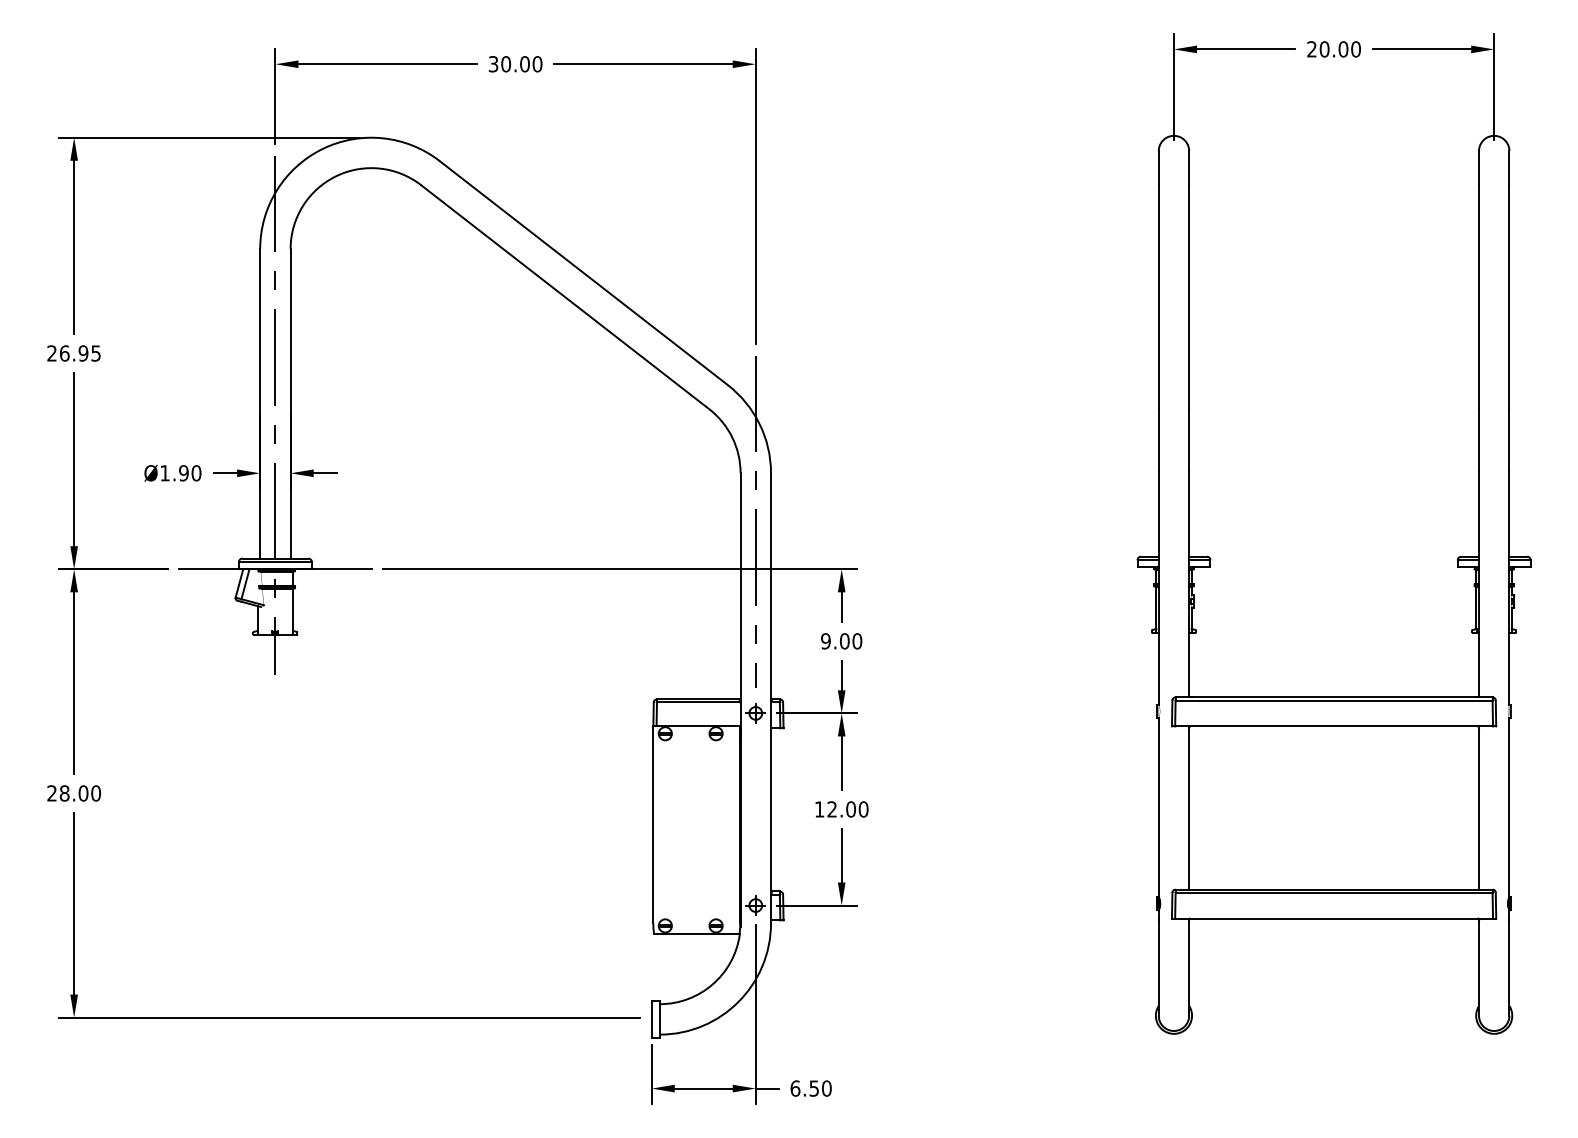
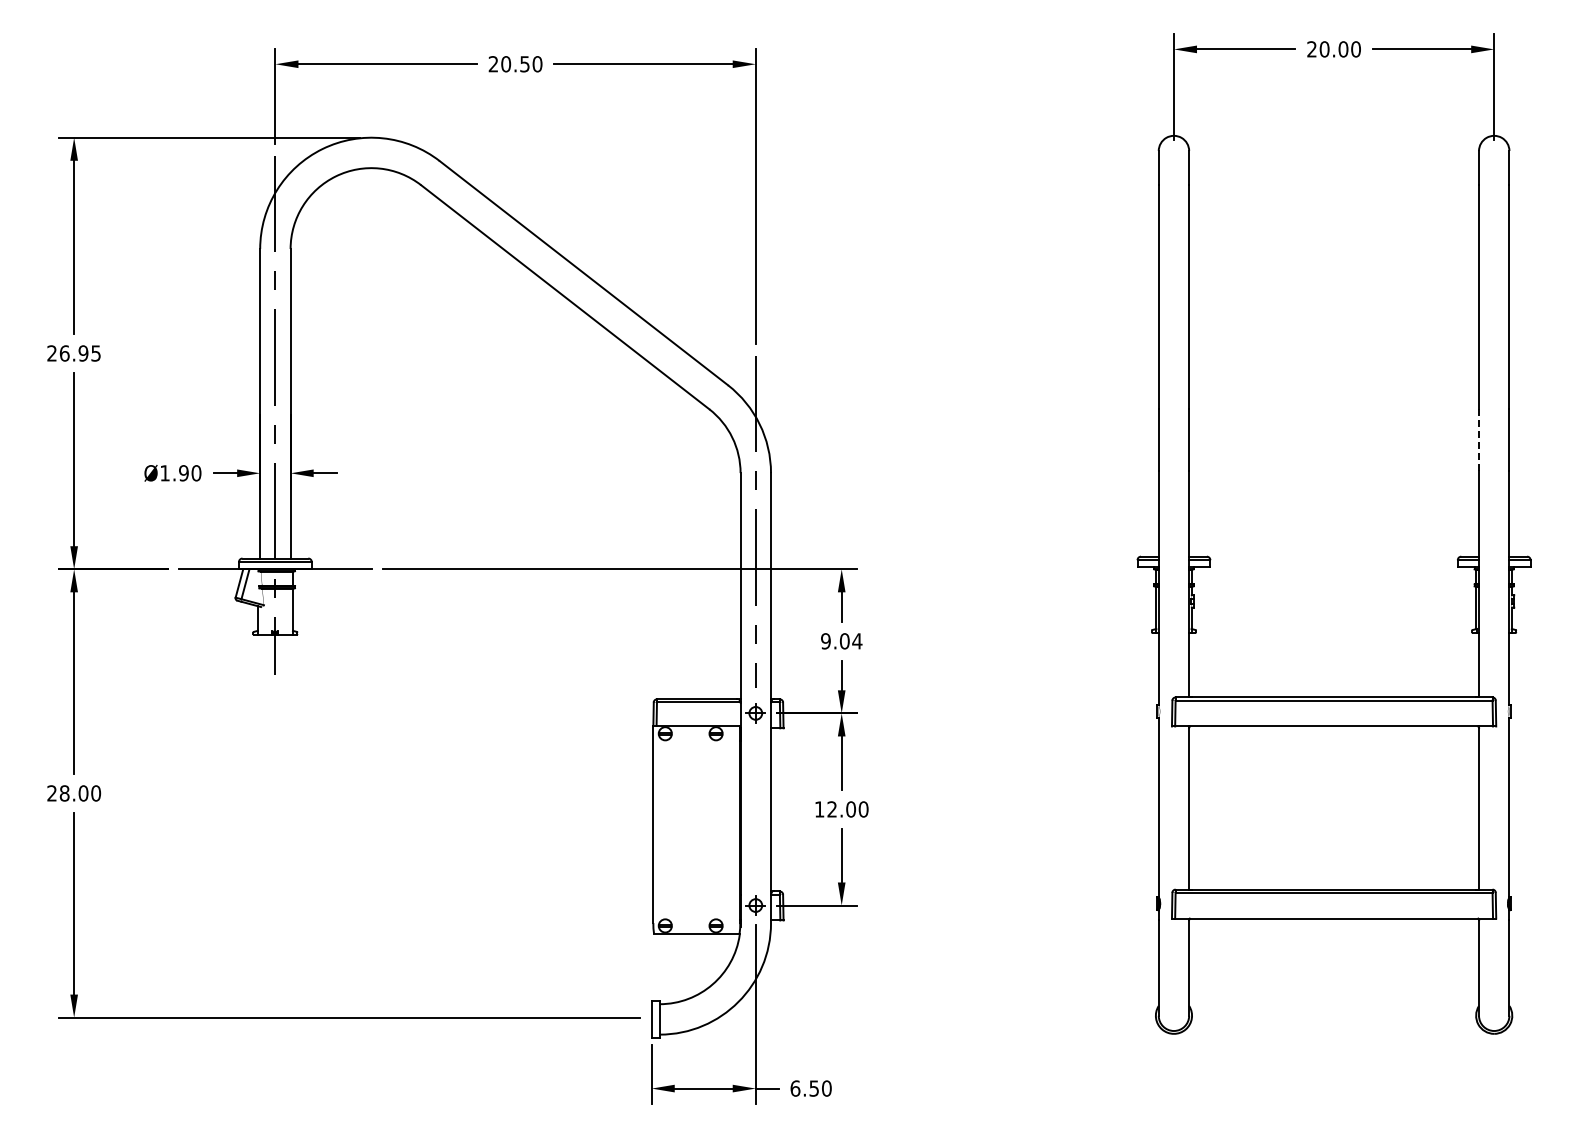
text: 30.00 -> 20.50 (508, 64)
line: solid -> dashed (1479, 440)
text: 9.00 -> 9.04 (857, 641)
